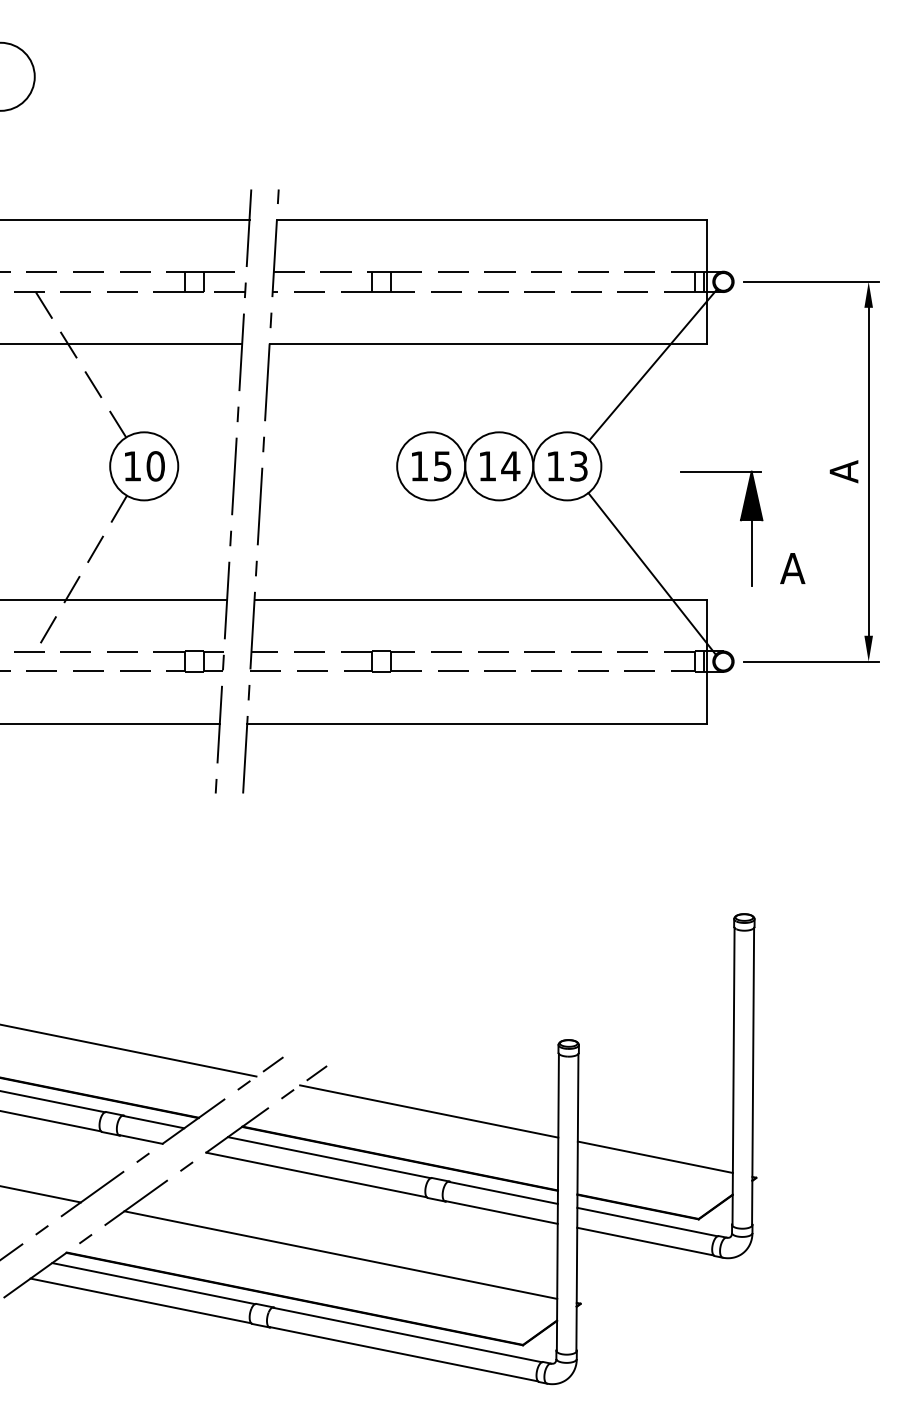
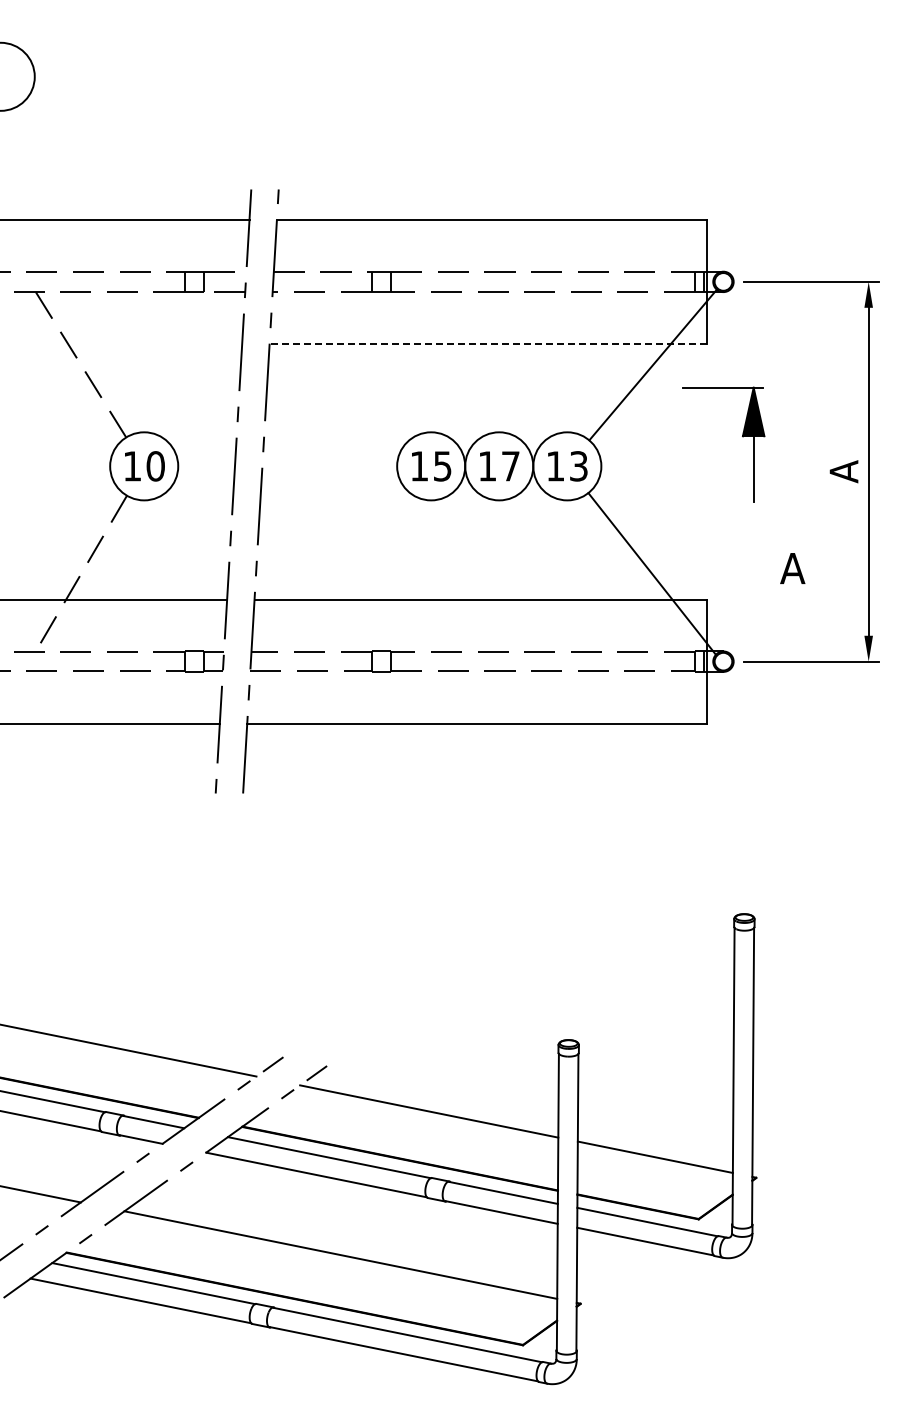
line: present -> none (122, 344)
line: solid -> dashed (487, 344)
text: 14 -> 17 (510, 466)
part position: (740, 521) -> (742, 437) (742, 437)
